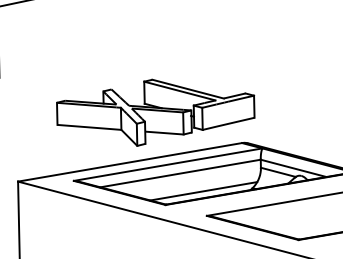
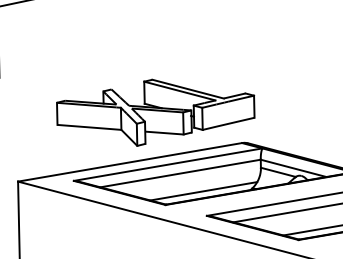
line: none -> present (286, 213)
line: none -> present (311, 230)
